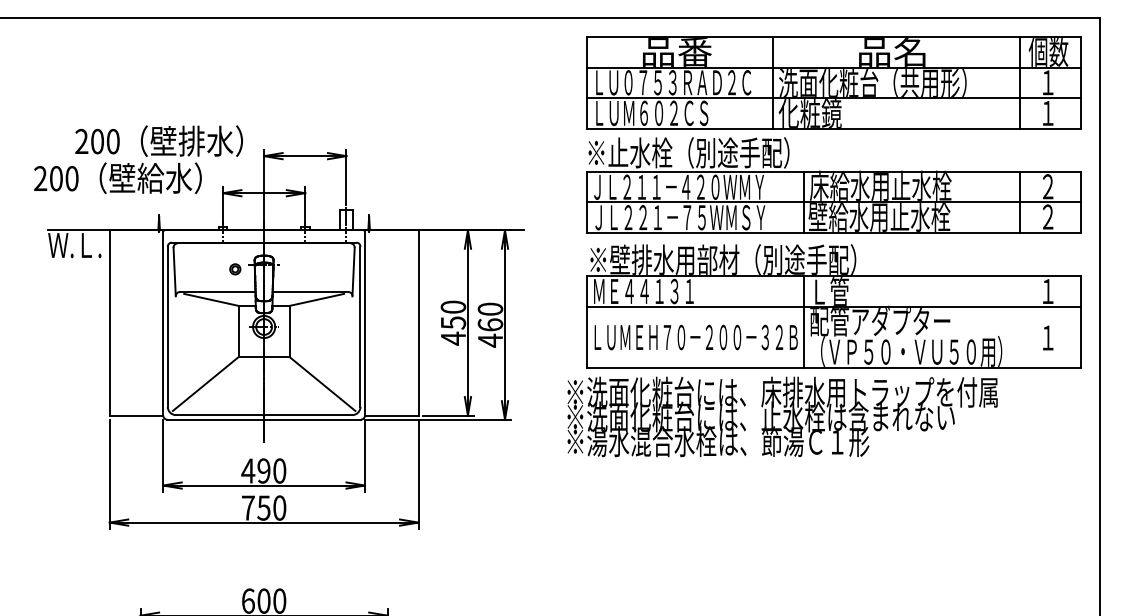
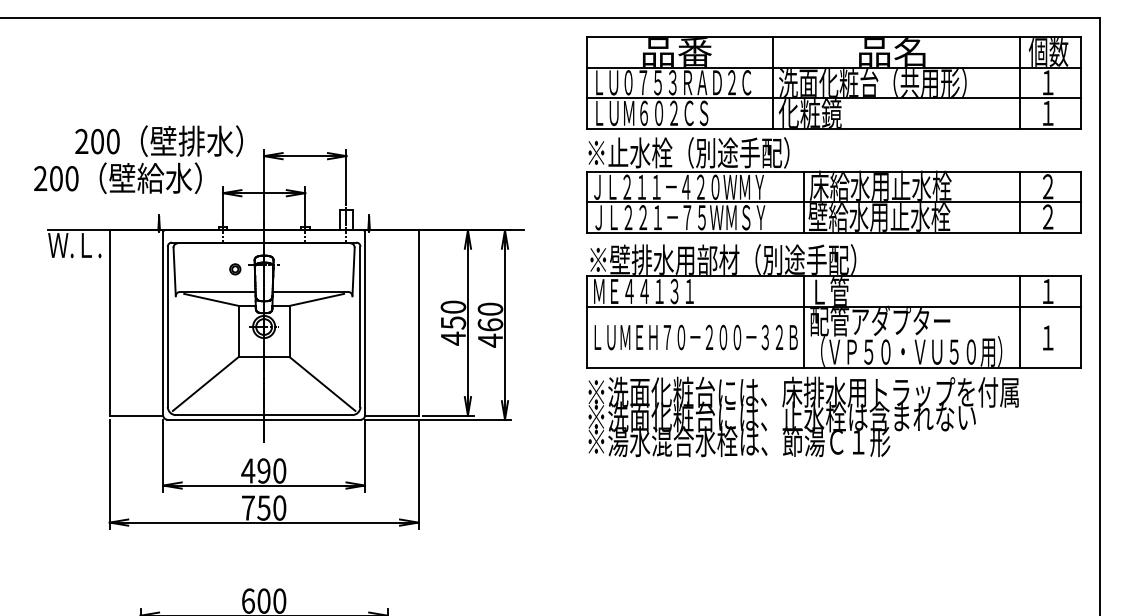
line: none -> present (1019, 321)
text position: (782, 416) -> (803, 416) (803, 416)
